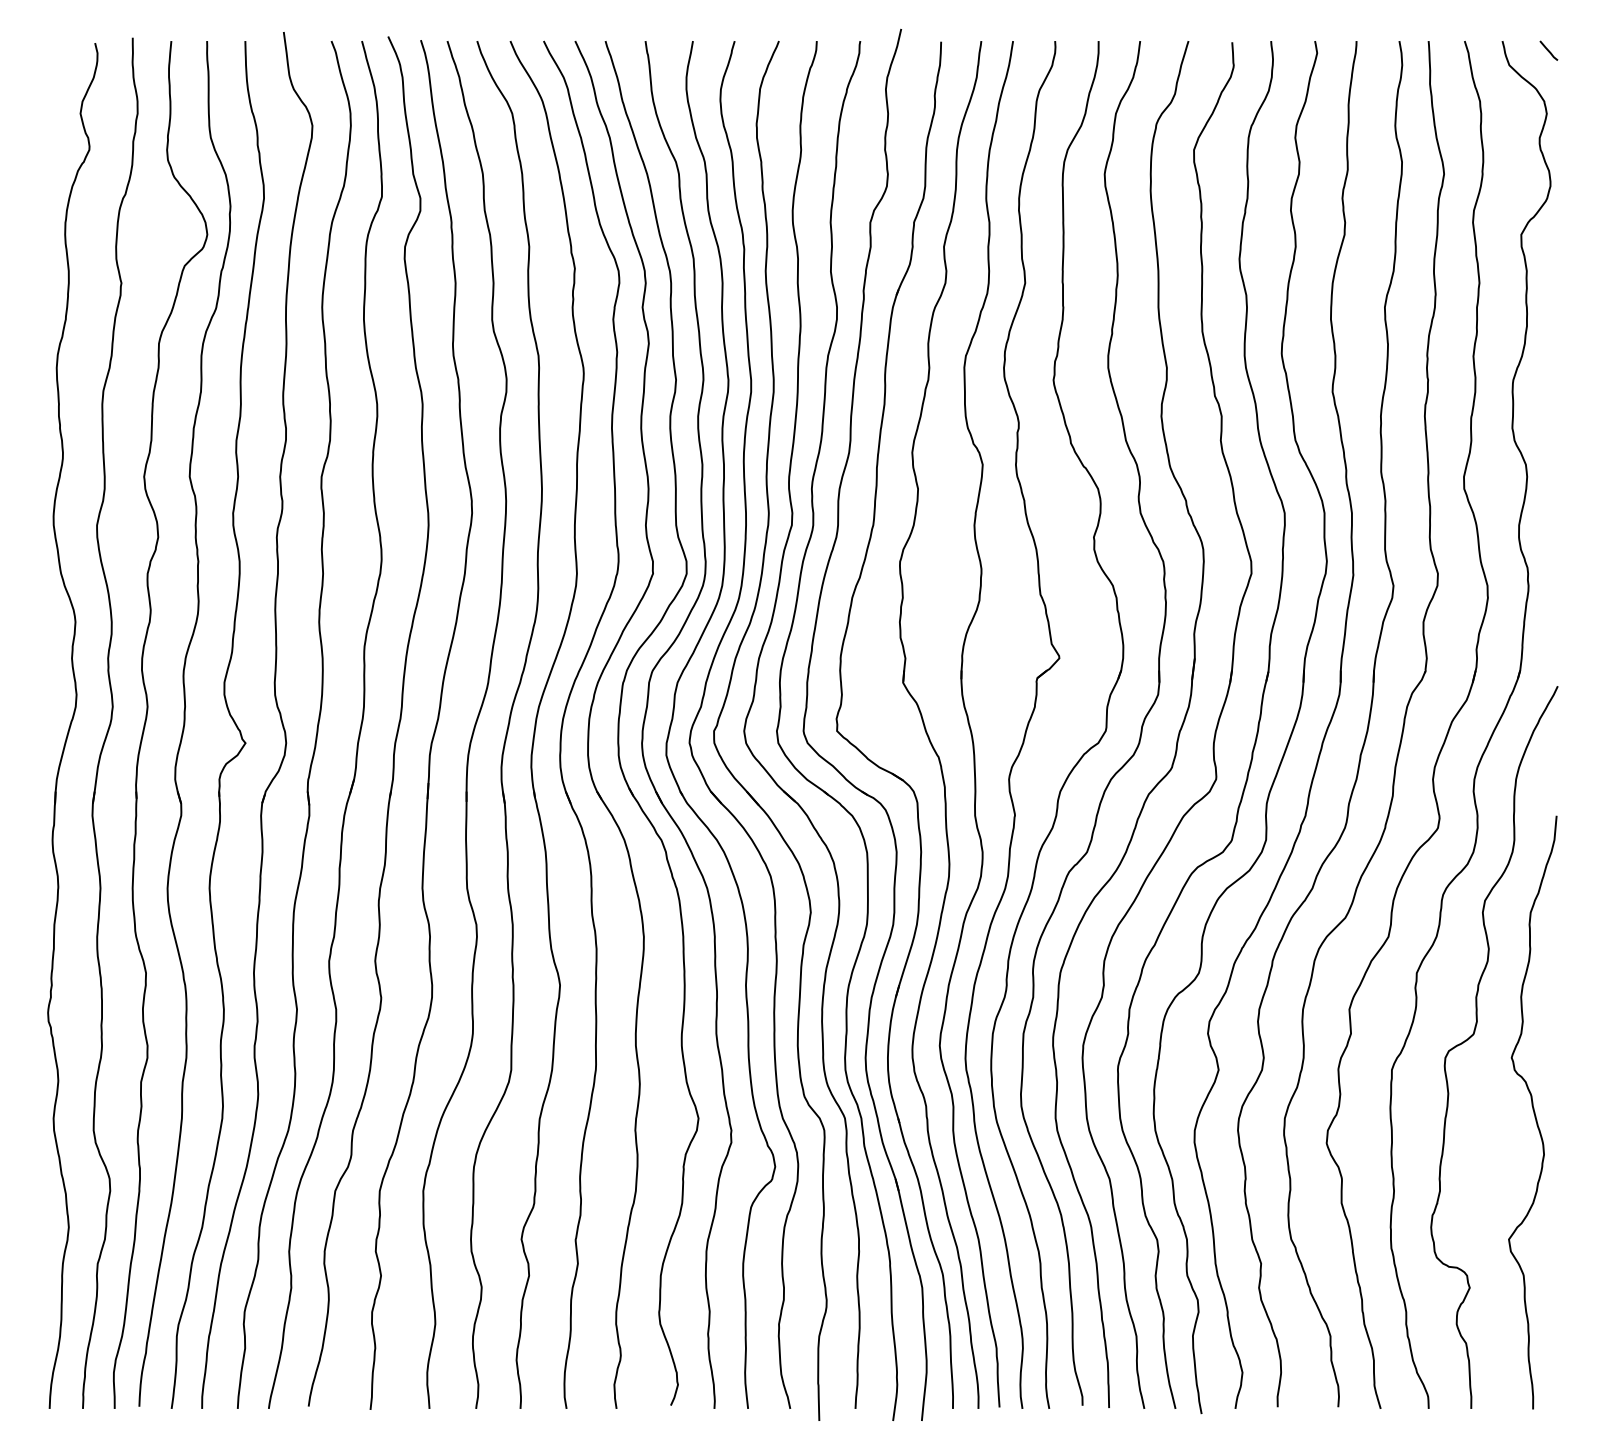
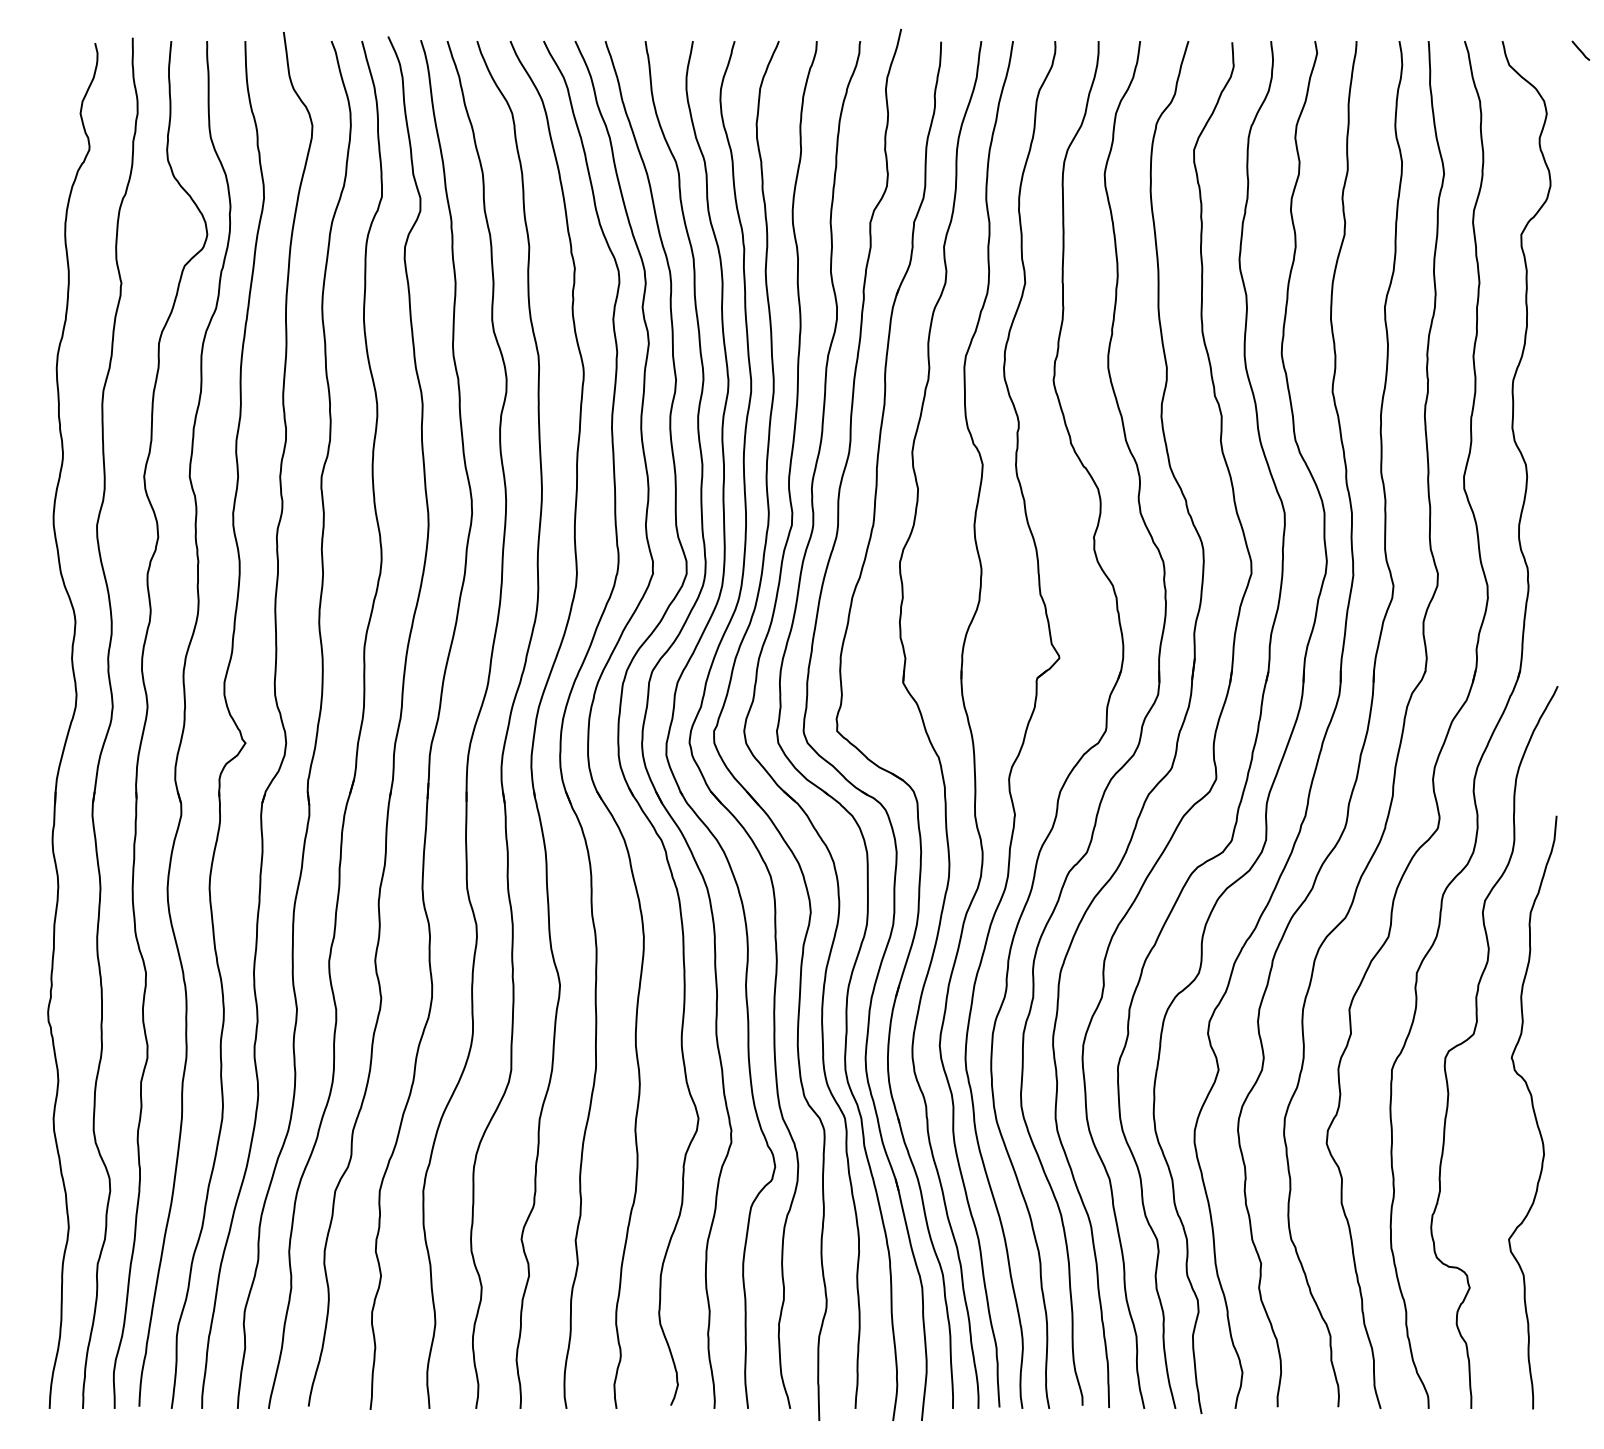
line position: (1548, 50) -> (1580, 50) (1580, 50)
